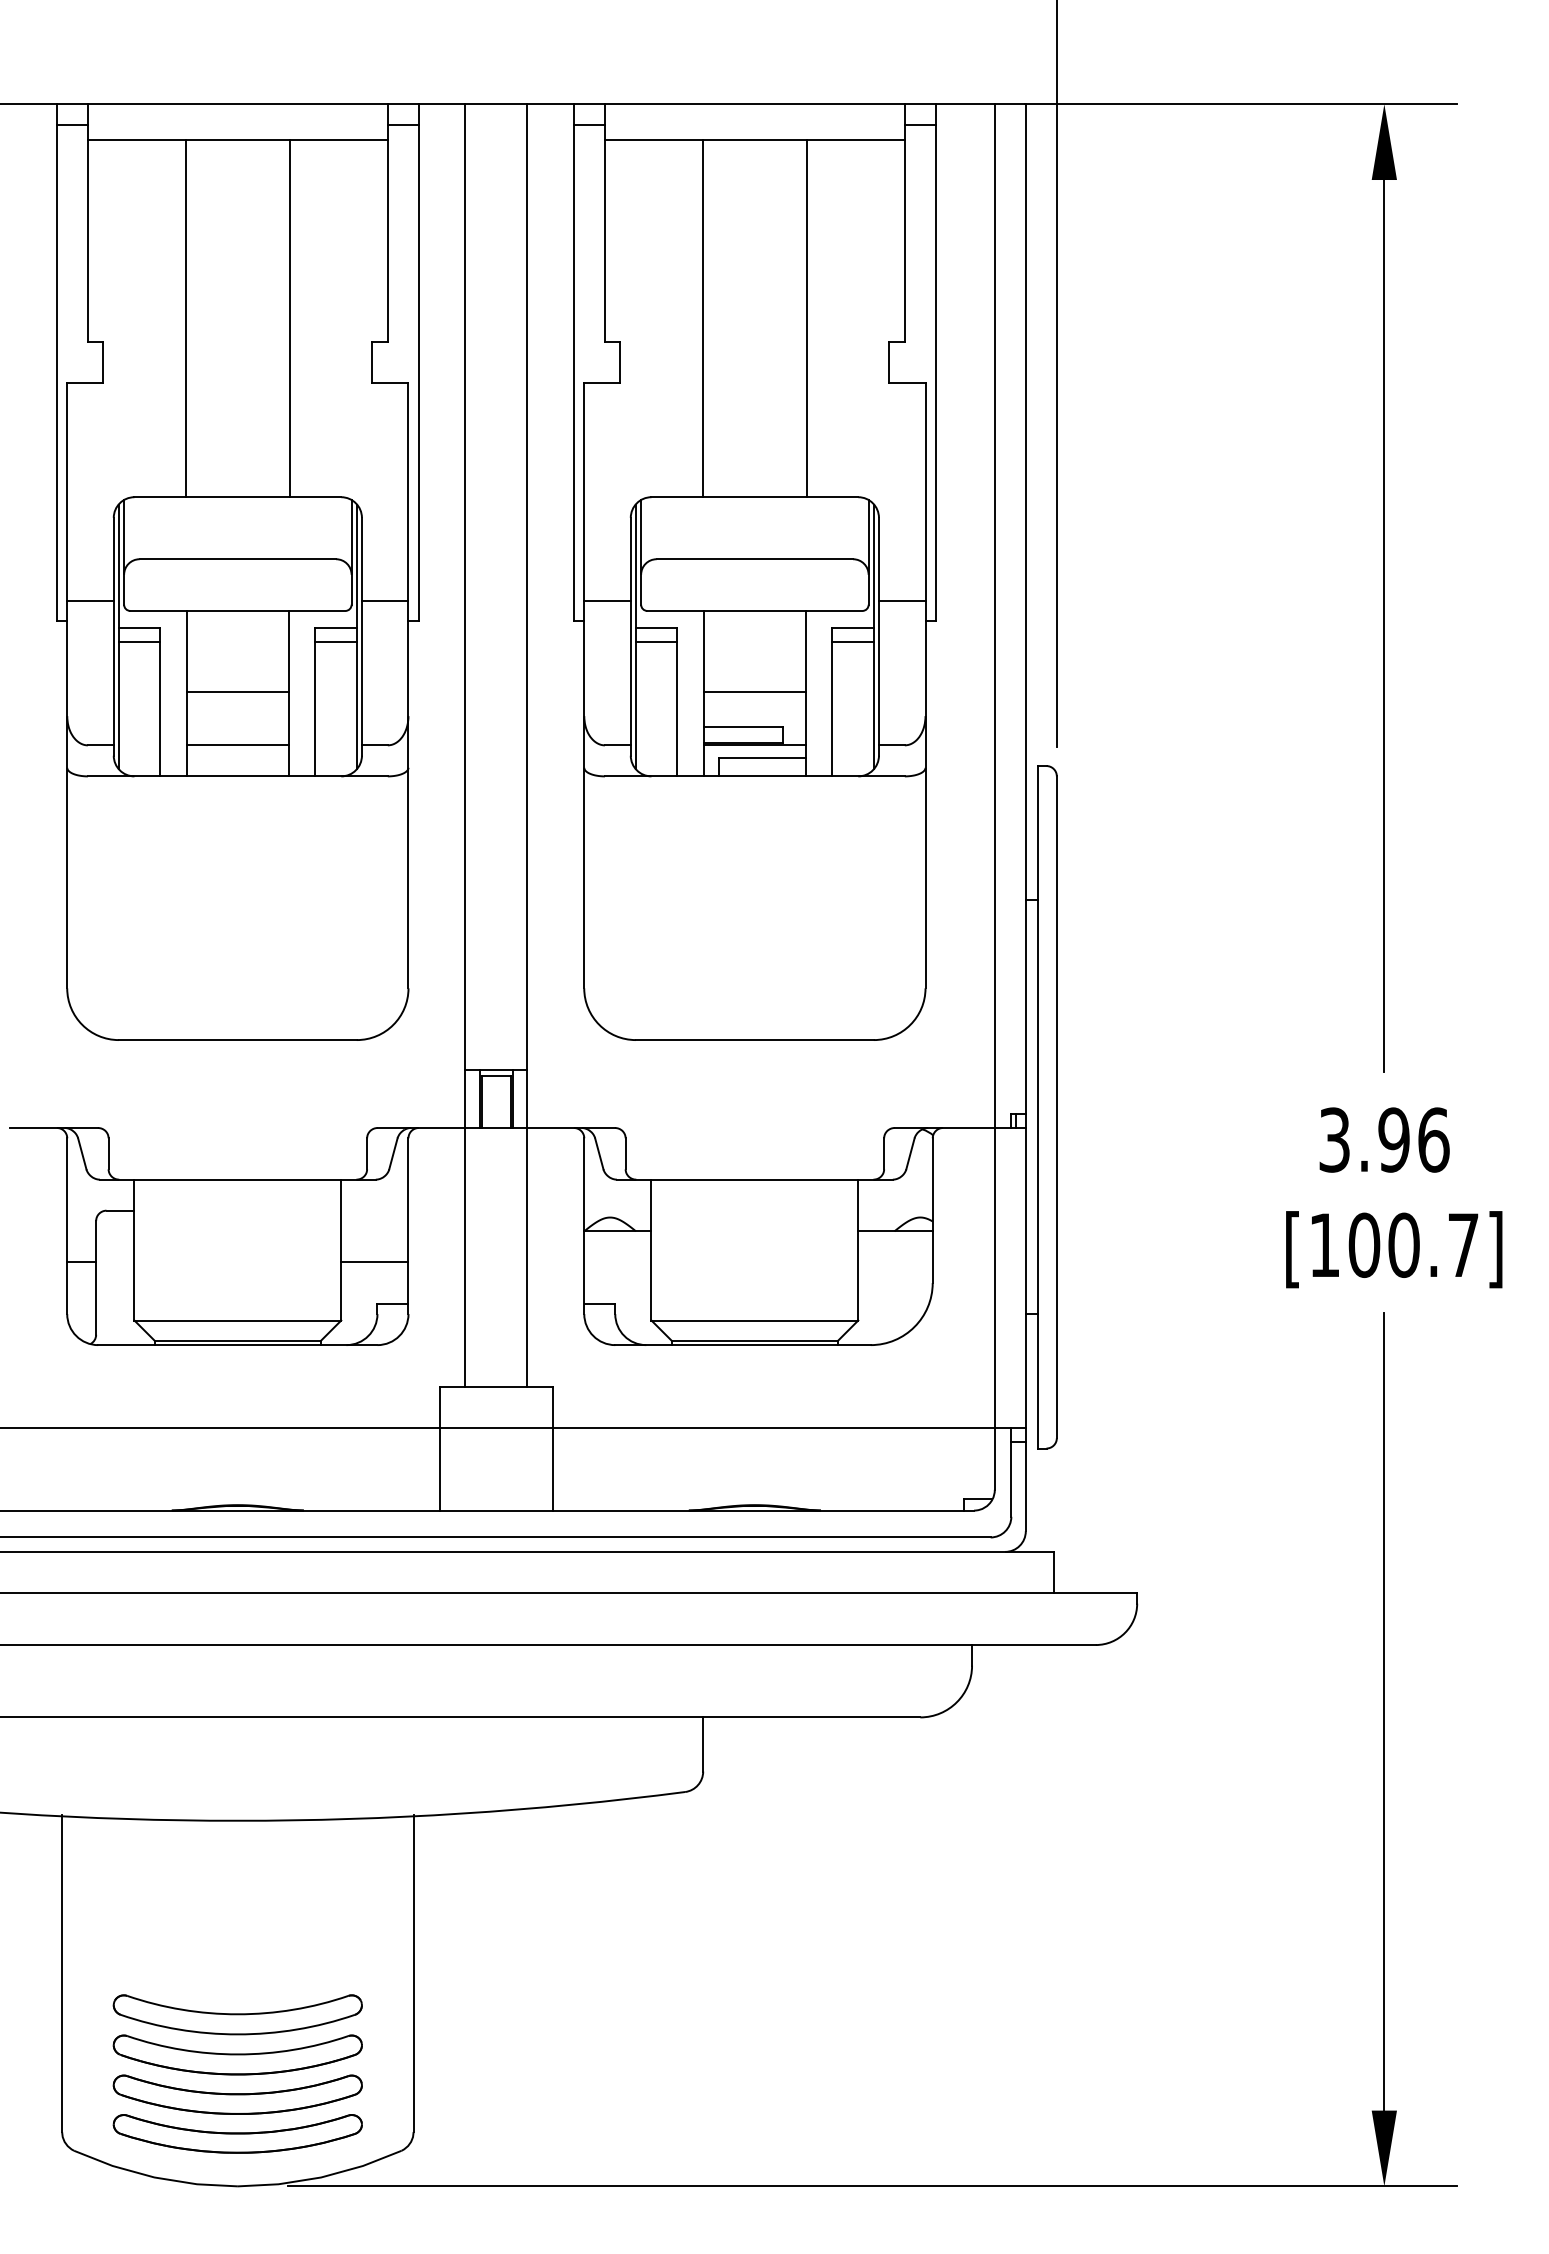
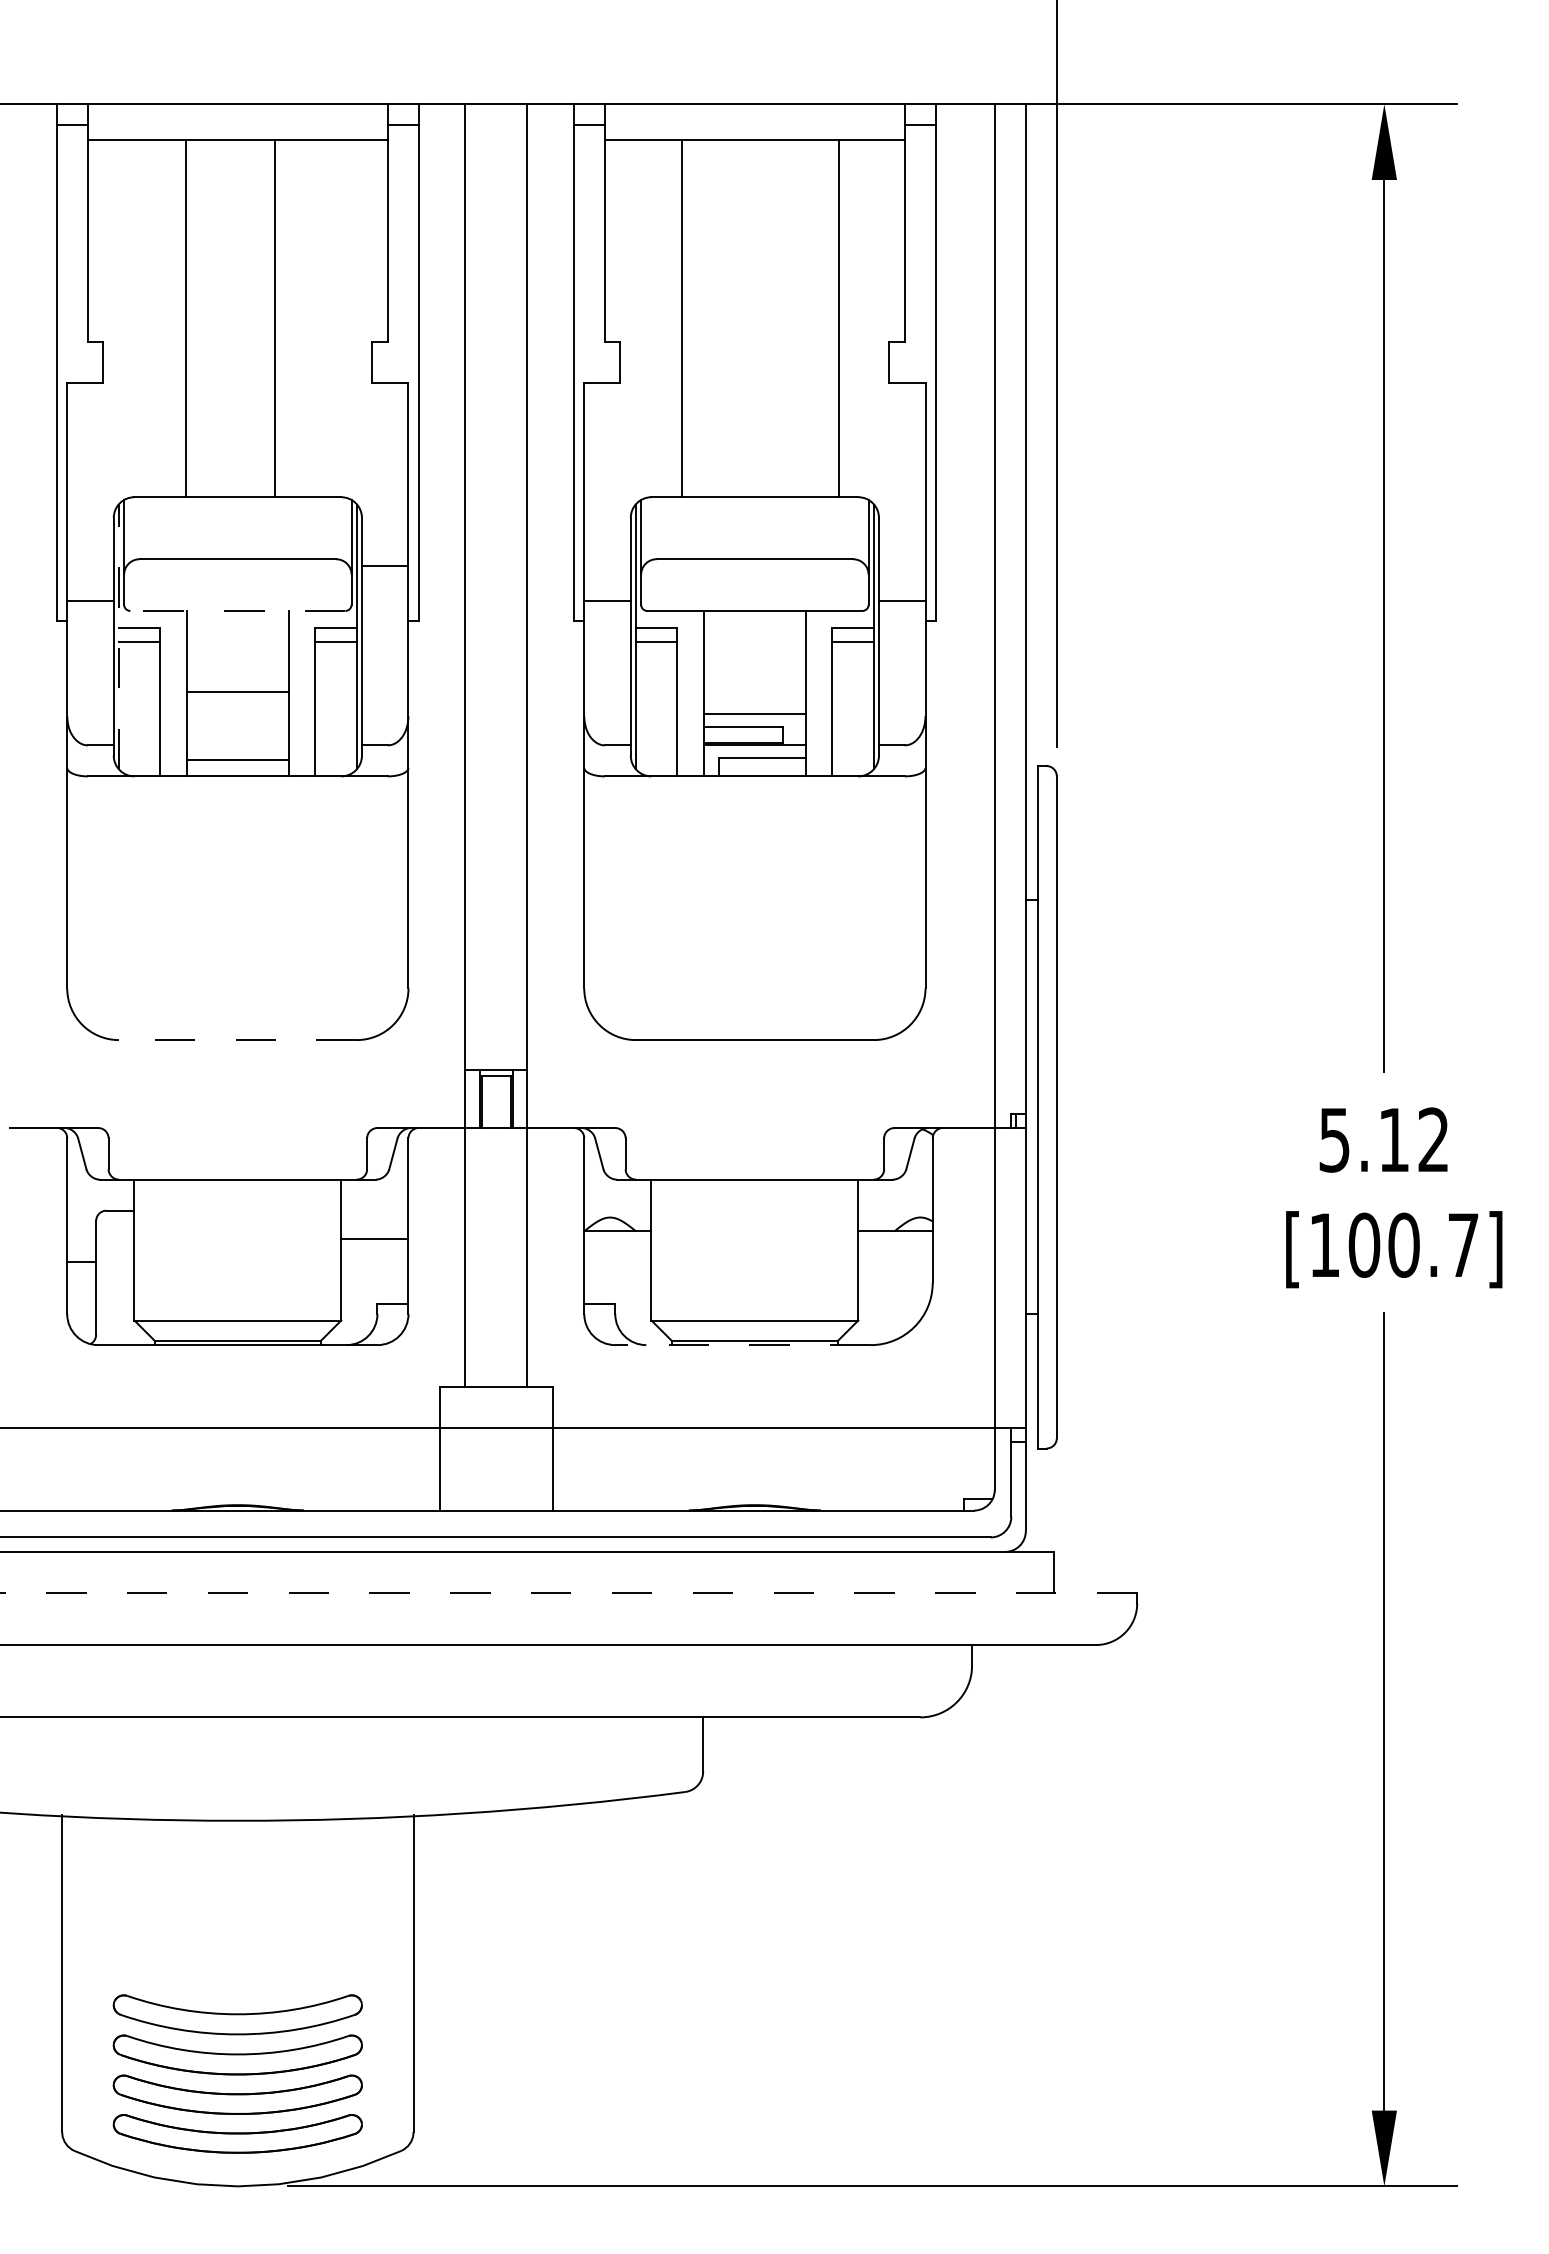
line position: (289, 318) -> (274, 318) (274, 318)
line position: (703, 318) -> (682, 318) (682, 318)
line position: (806, 318) -> (838, 318) (838, 318)
line position: (384, 600) -> (384, 565) (384, 565)
line: solid -> dashed (237, 610)
line: solid -> dashed (118, 636)
line position: (754, 692) -> (754, 714) (754, 714)
line position: (237, 744) -> (237, 759) (237, 759)
line: solid -> dashed (237, 1040)
text: 3.96 -> 5.12 (1384, 1139)
line position: (374, 1261) -> (374, 1238) (374, 1238)
line: solid -> dashed (743, 1345)
line: solid -> dashed (568, 1593)
